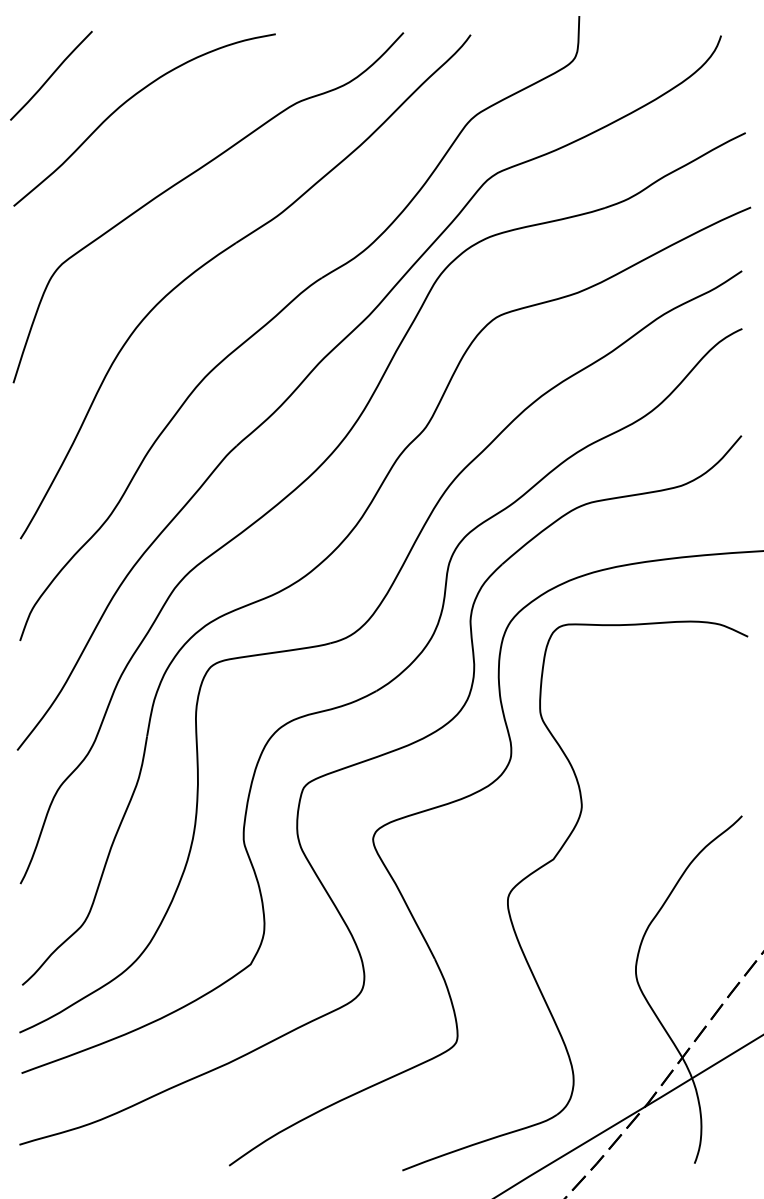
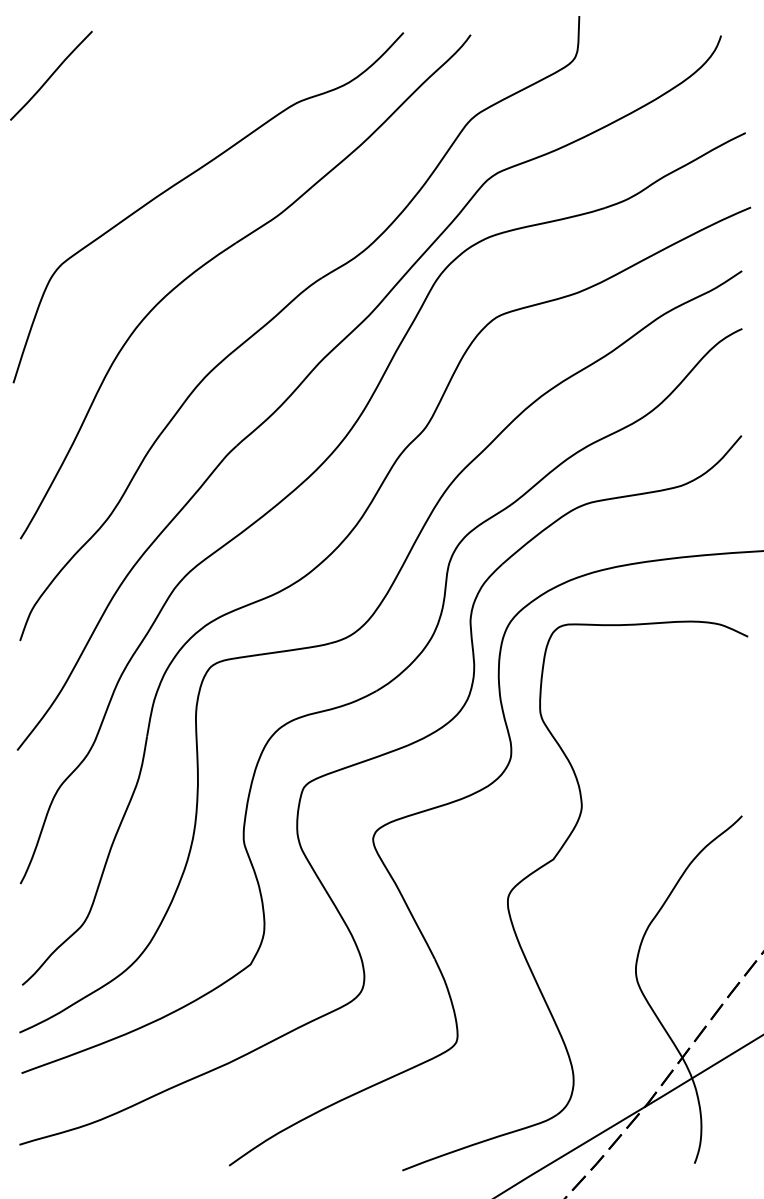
curve: present -> none (128, 101)
